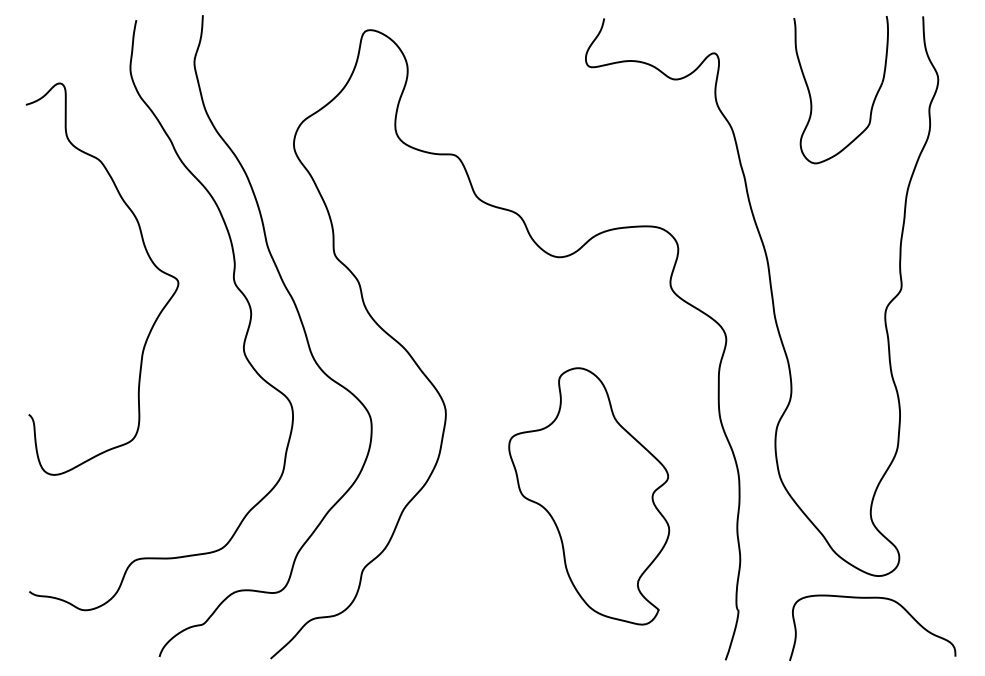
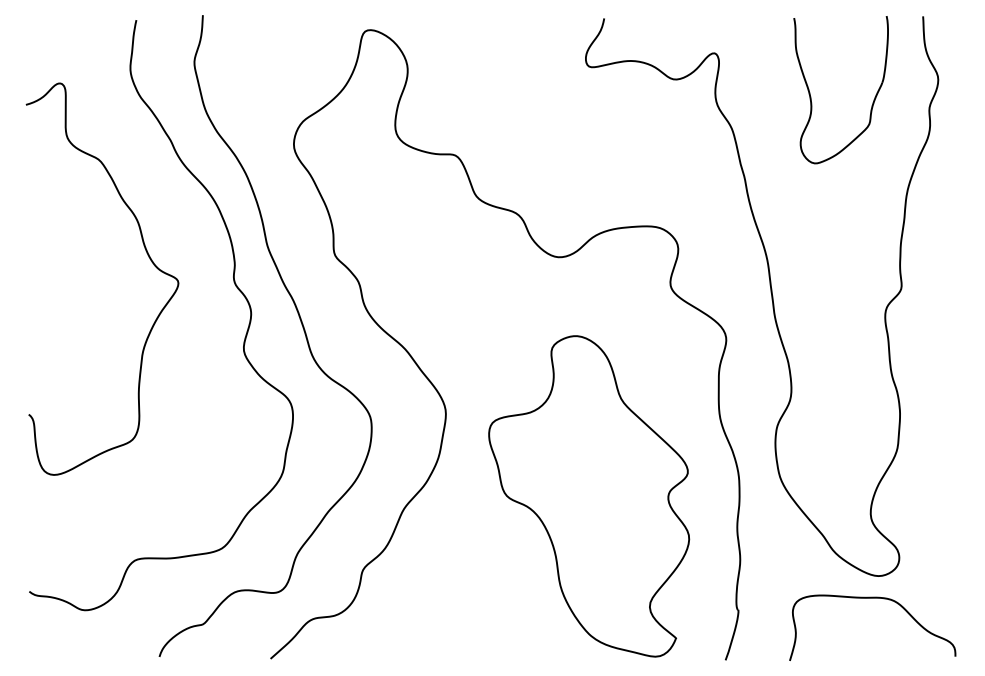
part size: 163x259 px -> 203x323 px (589, 496)
